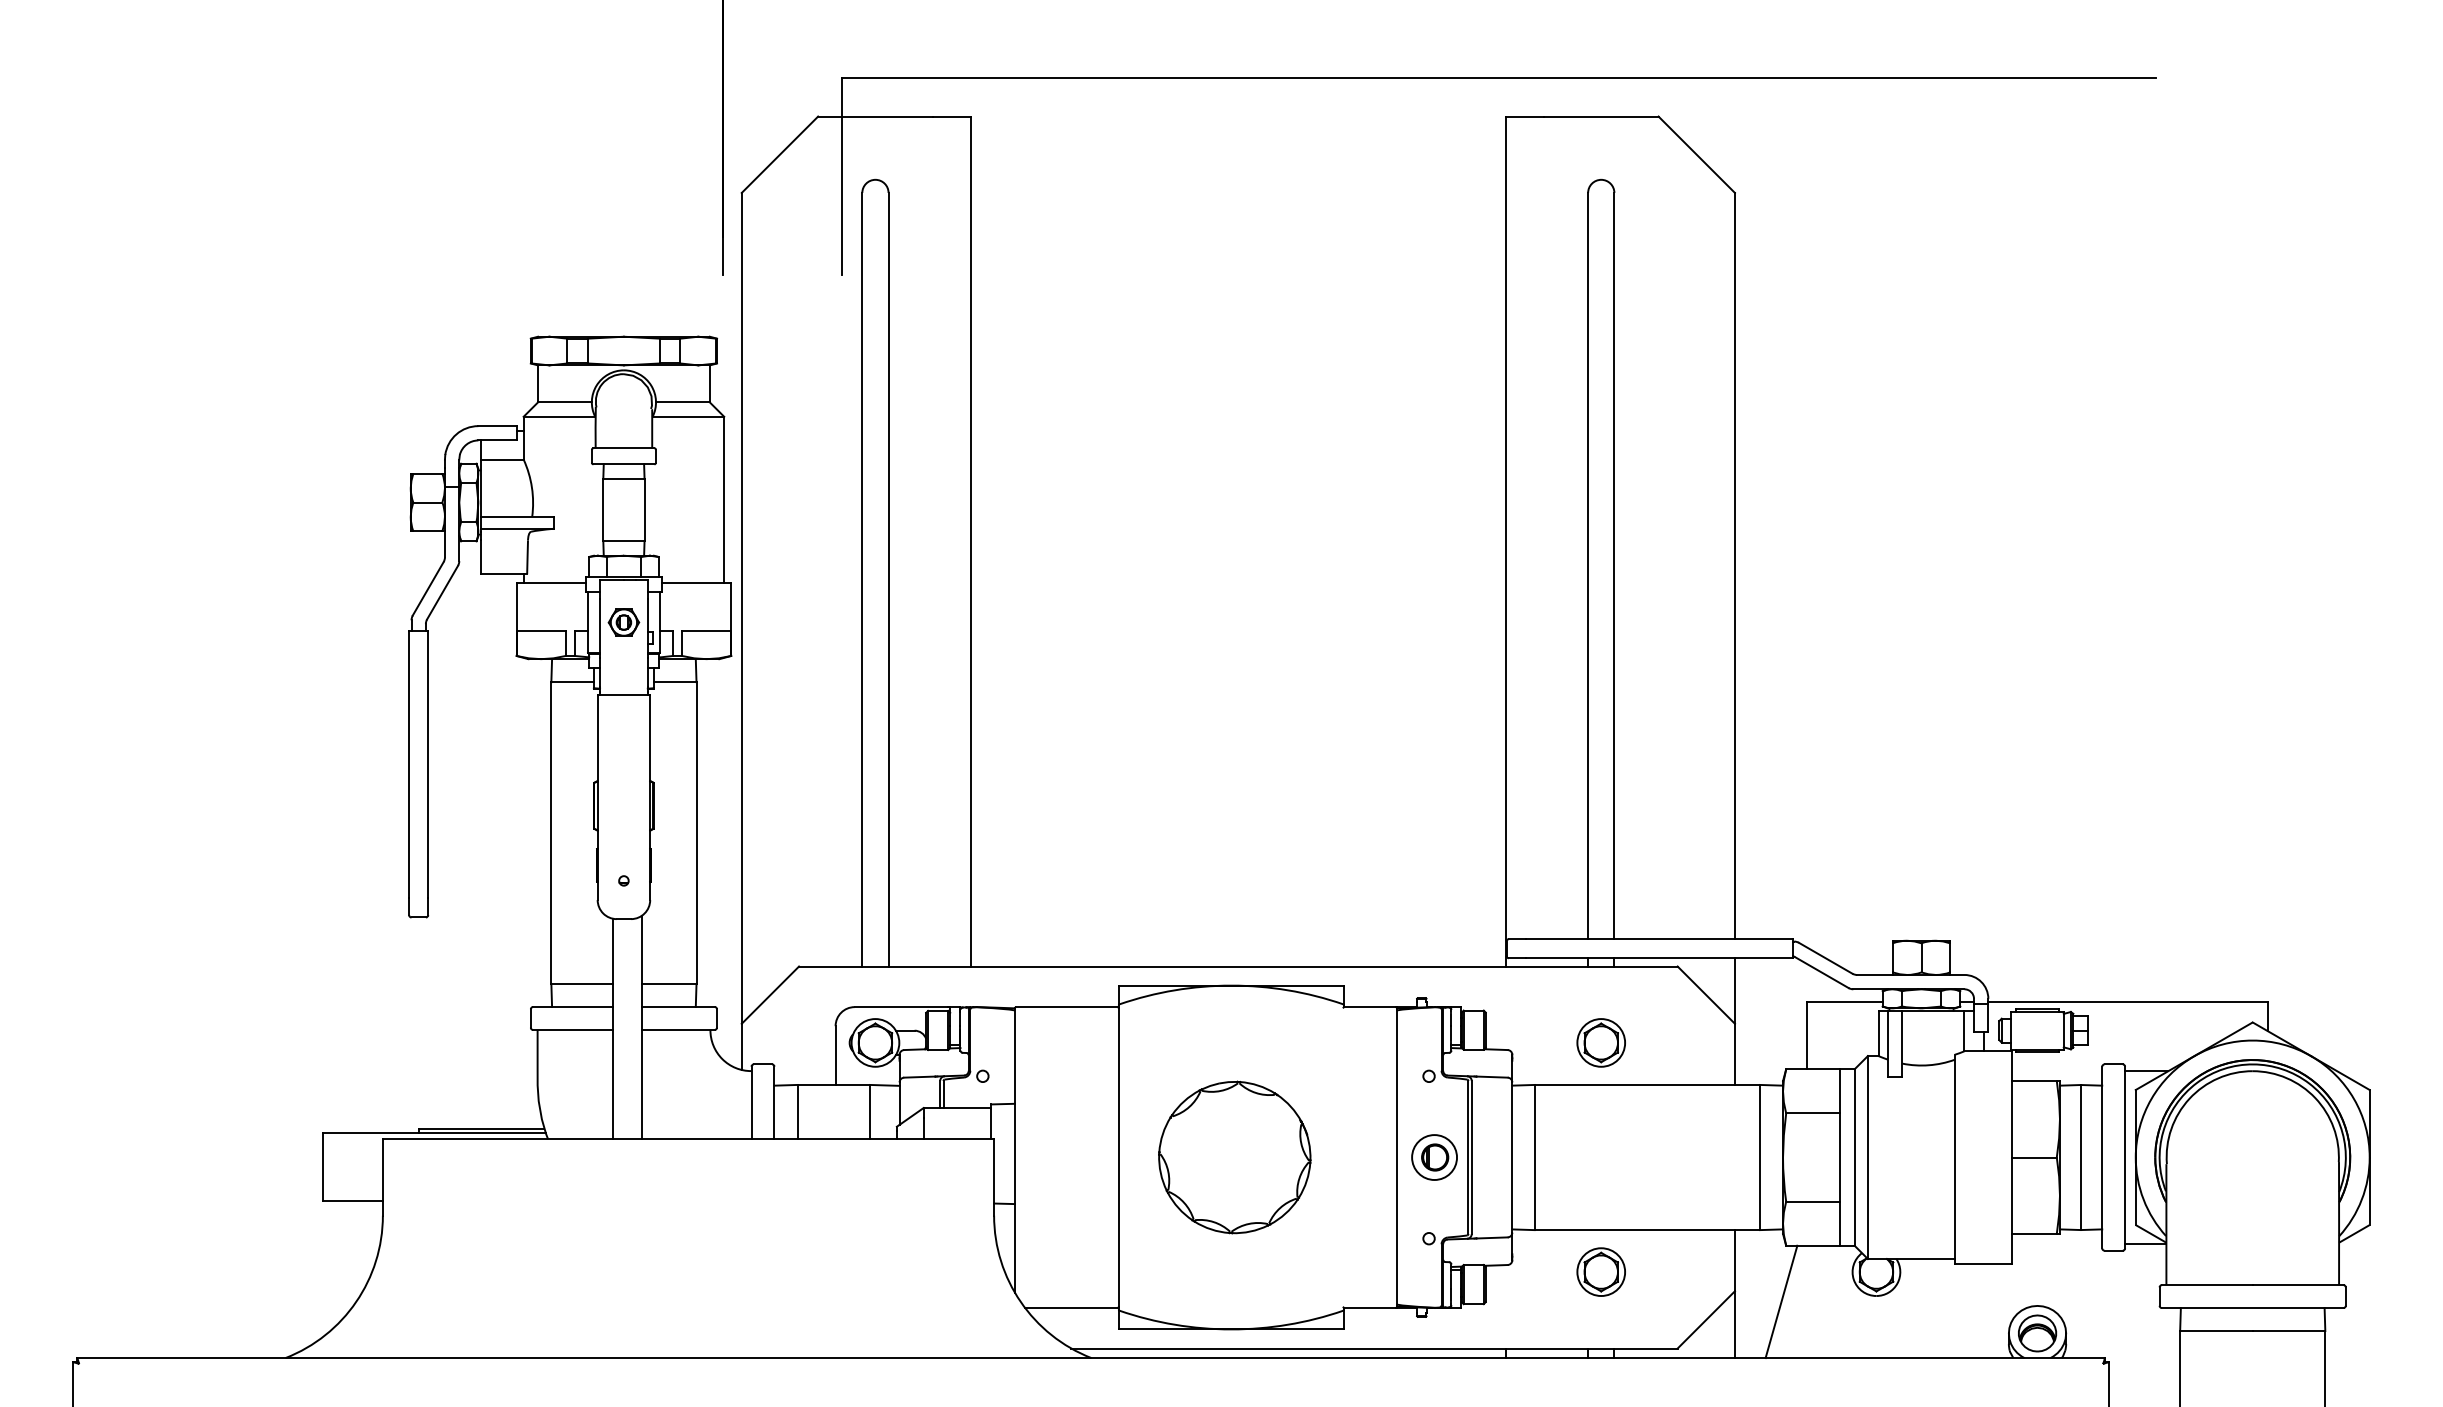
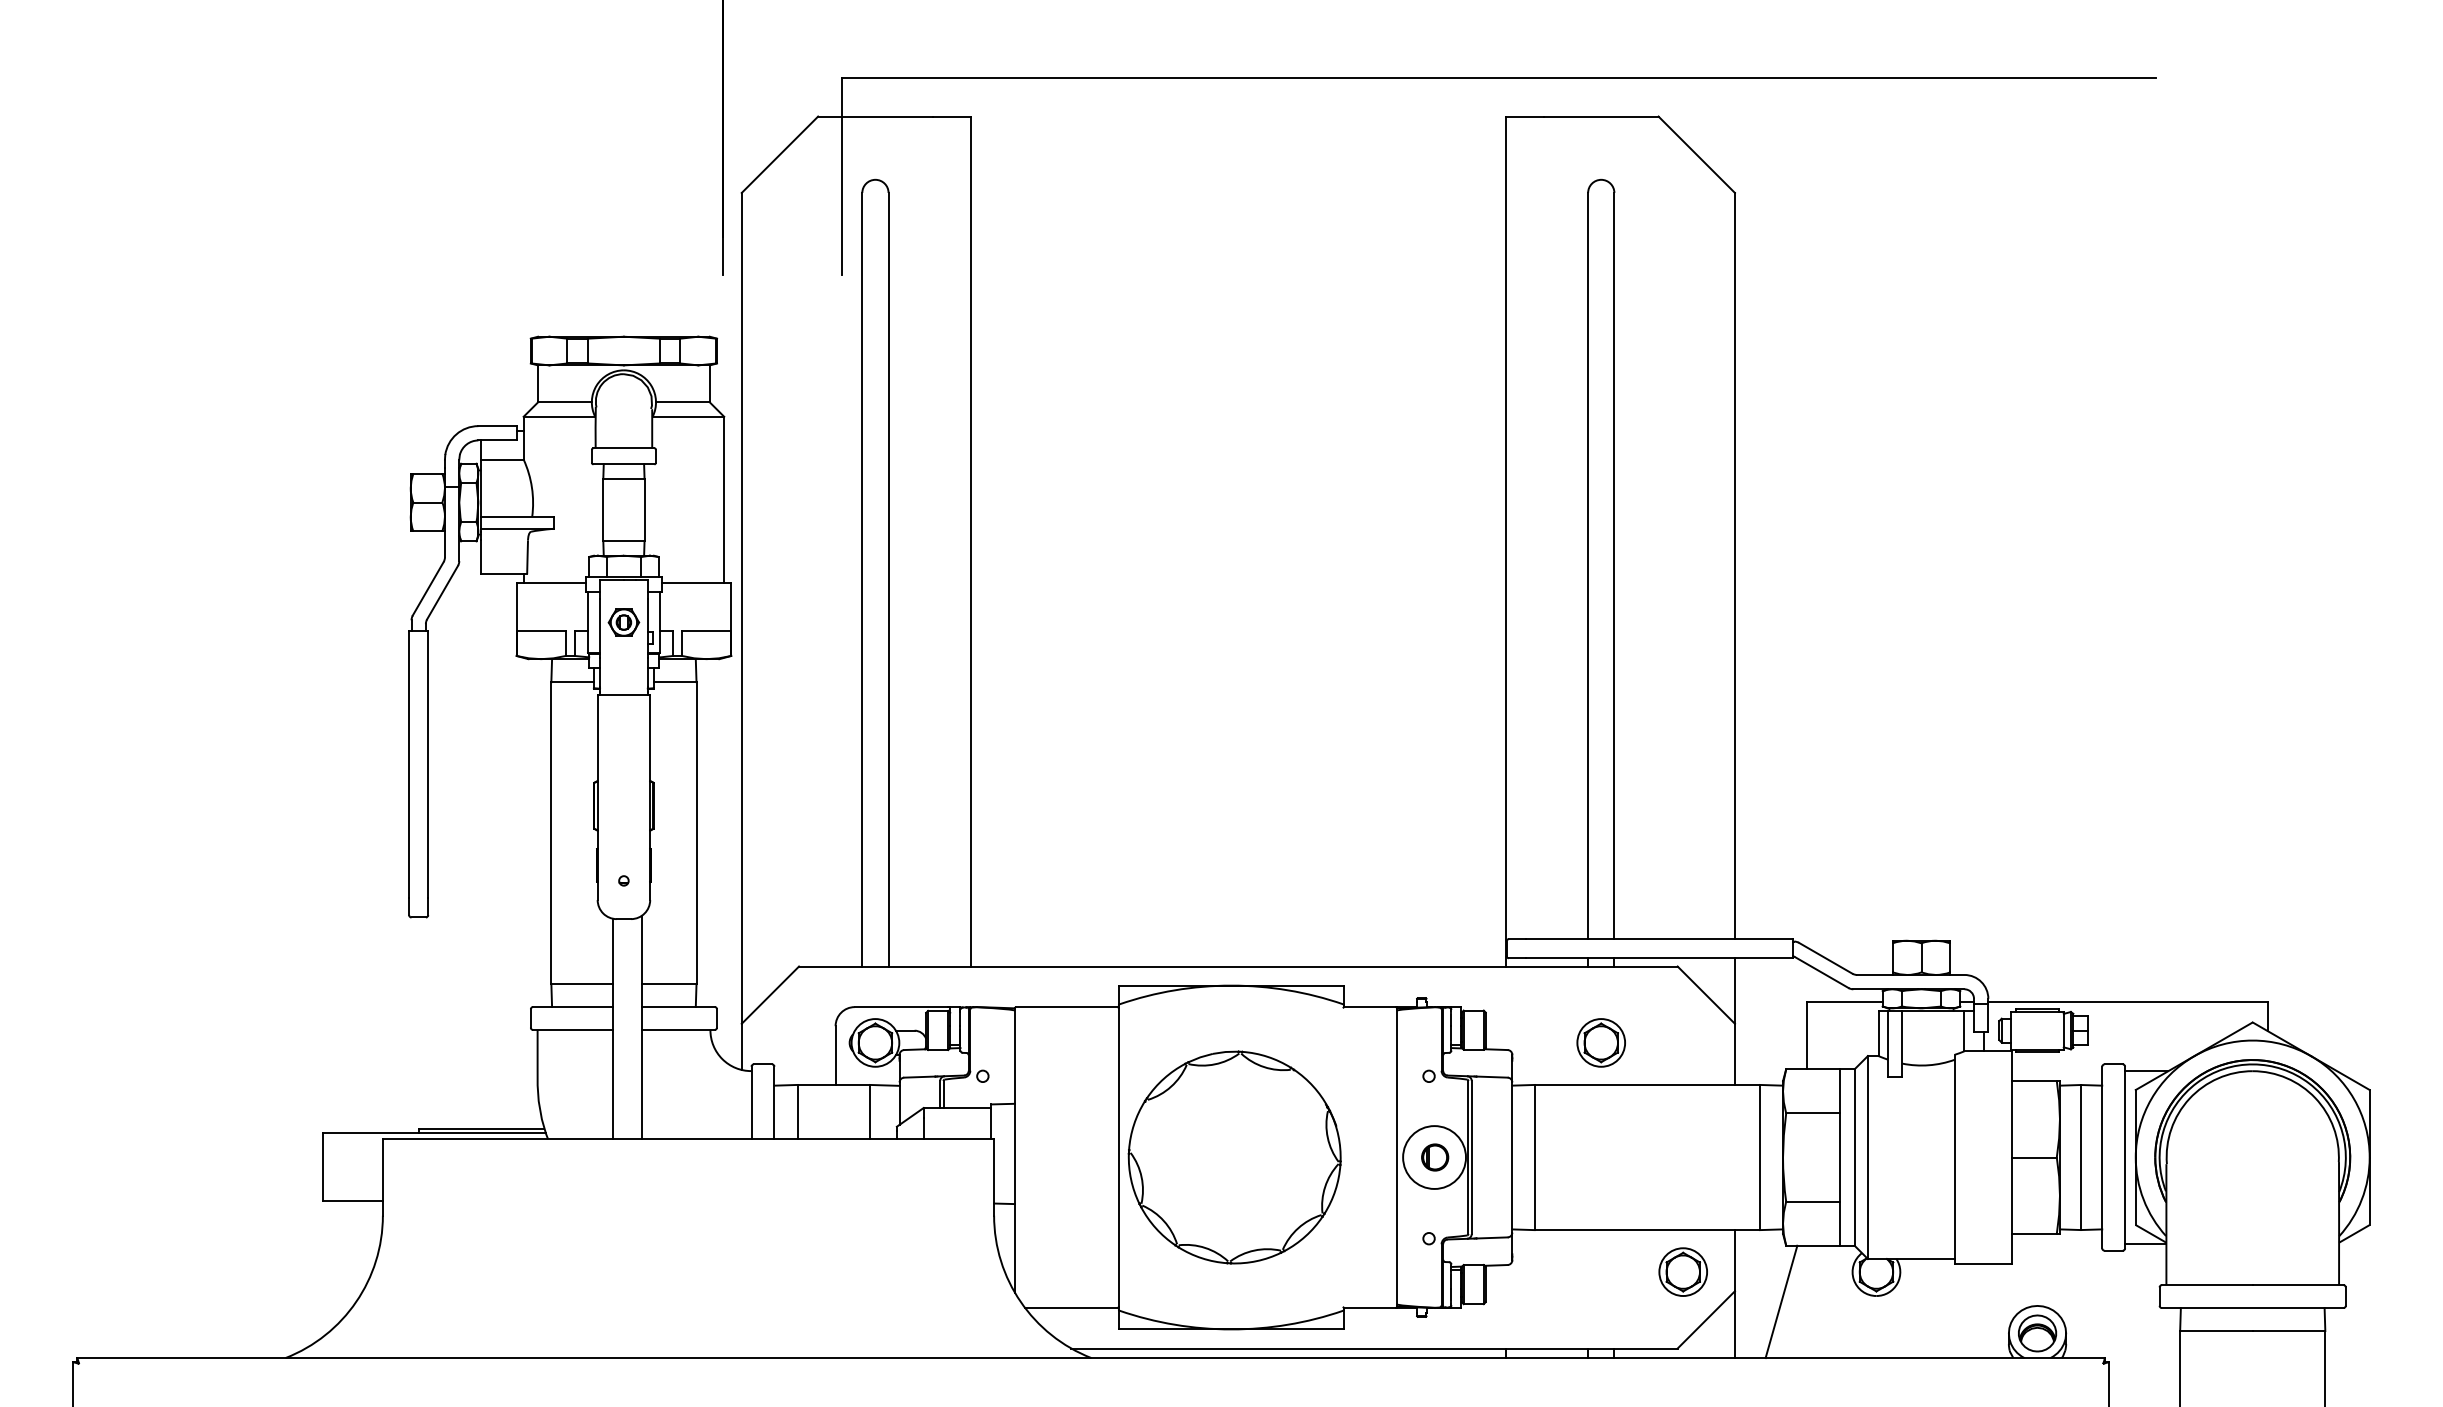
part size: 154x155 px -> 215x215 px (1234, 1157)
circle diameter: 45 px -> 63 px (1434, 1157)
part position: (1600, 1271) -> (1682, 1271) (1682, 1271)
